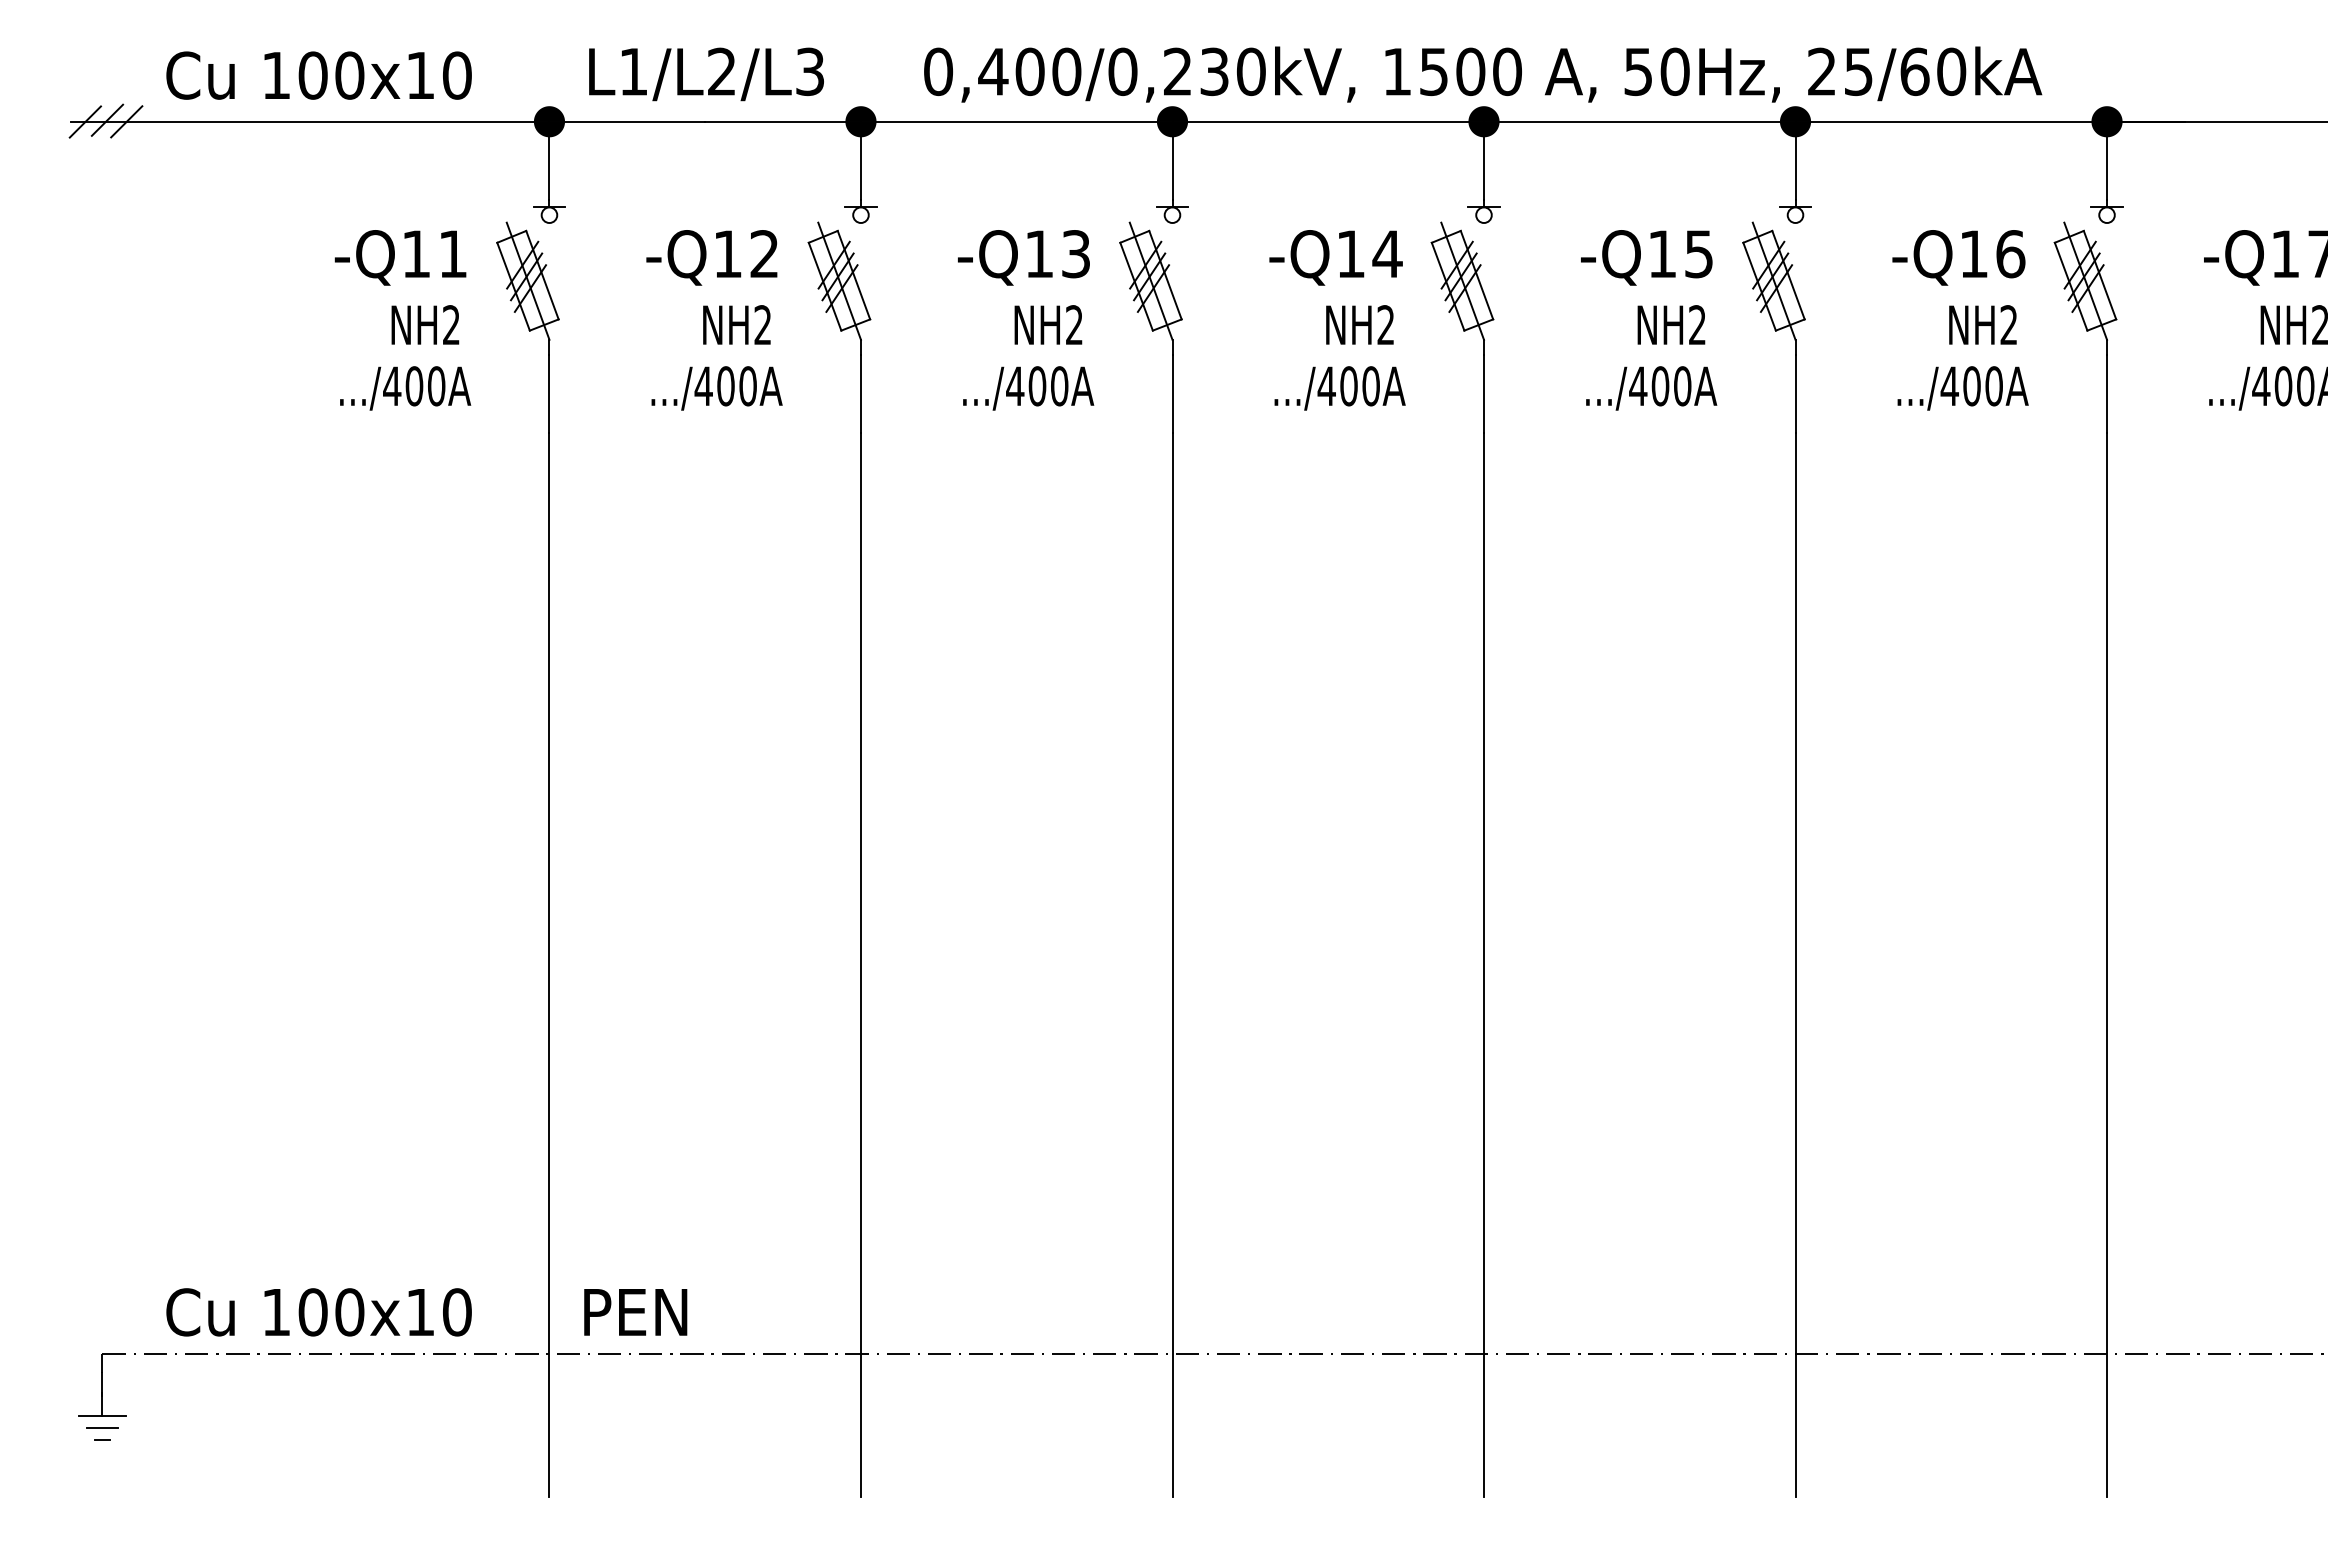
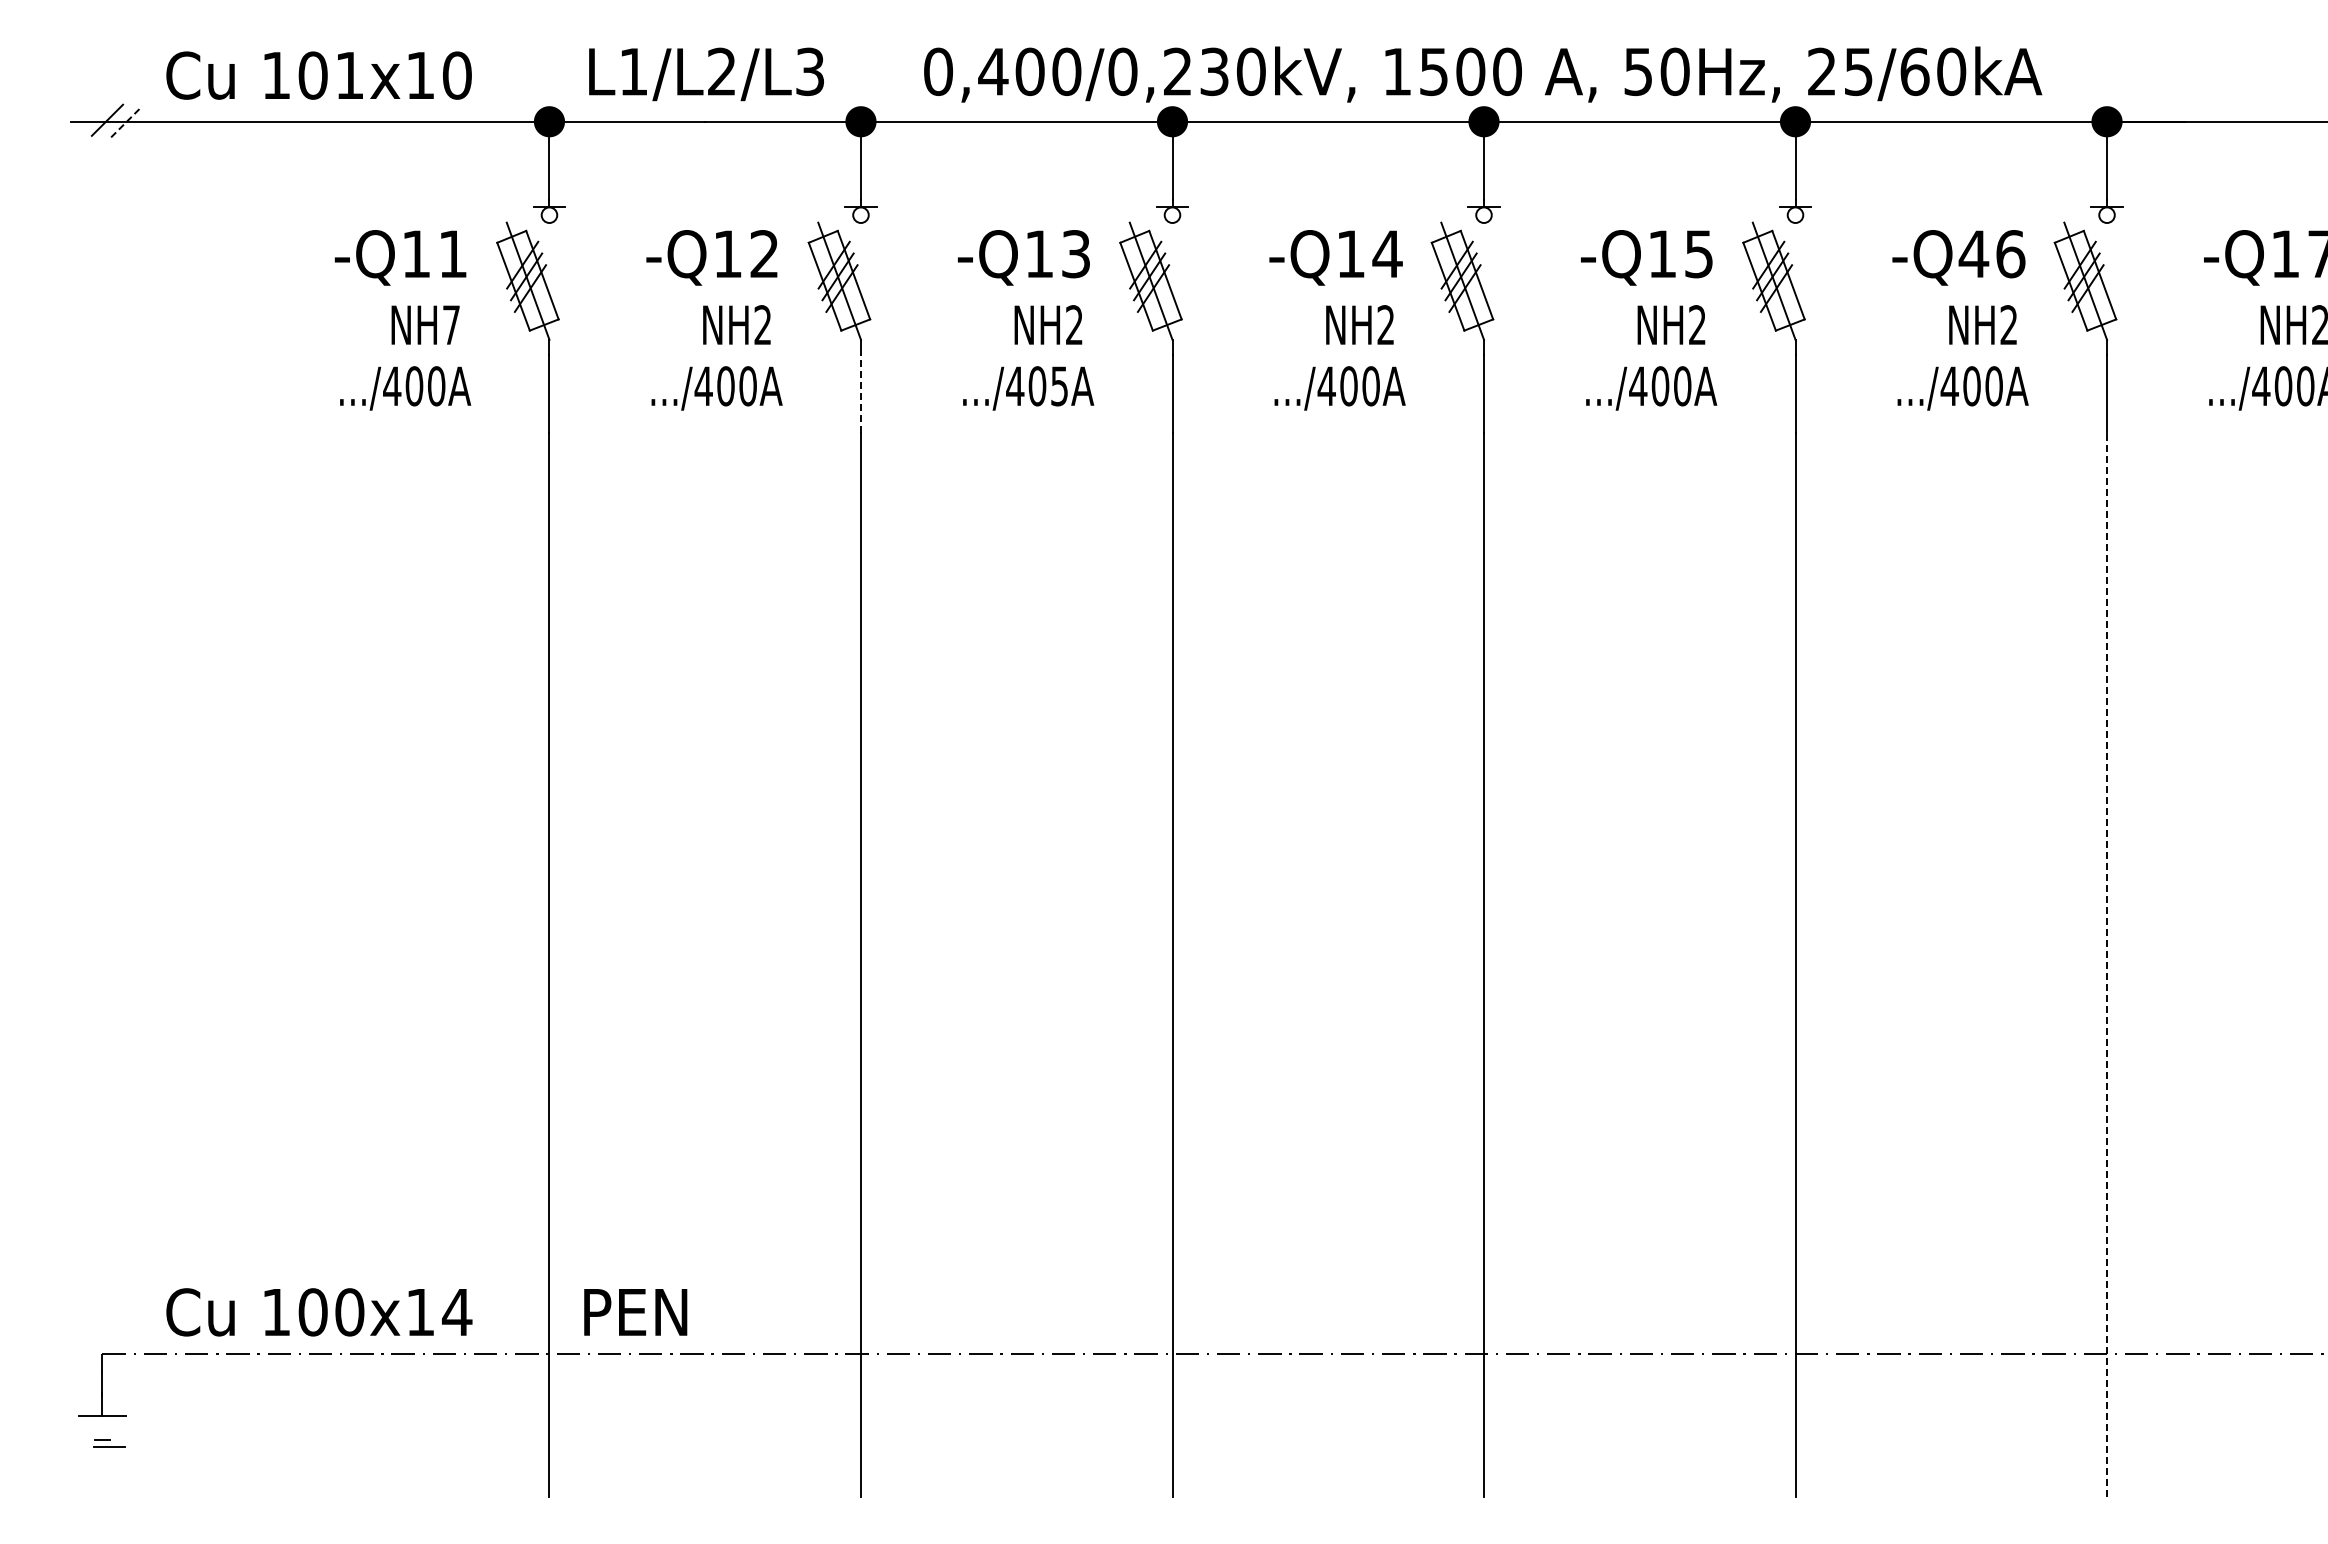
text: 100x10 -> 101x10 (349, 75)
line: present -> none (84, 121)
line: solid -> dashed (127, 121)
text: -Q16 -> -Q46 (1973, 253)
text: NH2 -> NH7 (451, 324)
text: .../400A -> .../405A (1059, 386)
line: solid -> dashed (860, 394)
line: solid -> dashed (2107, 964)
text: 100x10 -> 100x14 (456, 1312)
line position: (102, 1427) -> (109, 1446) (109, 1446)
